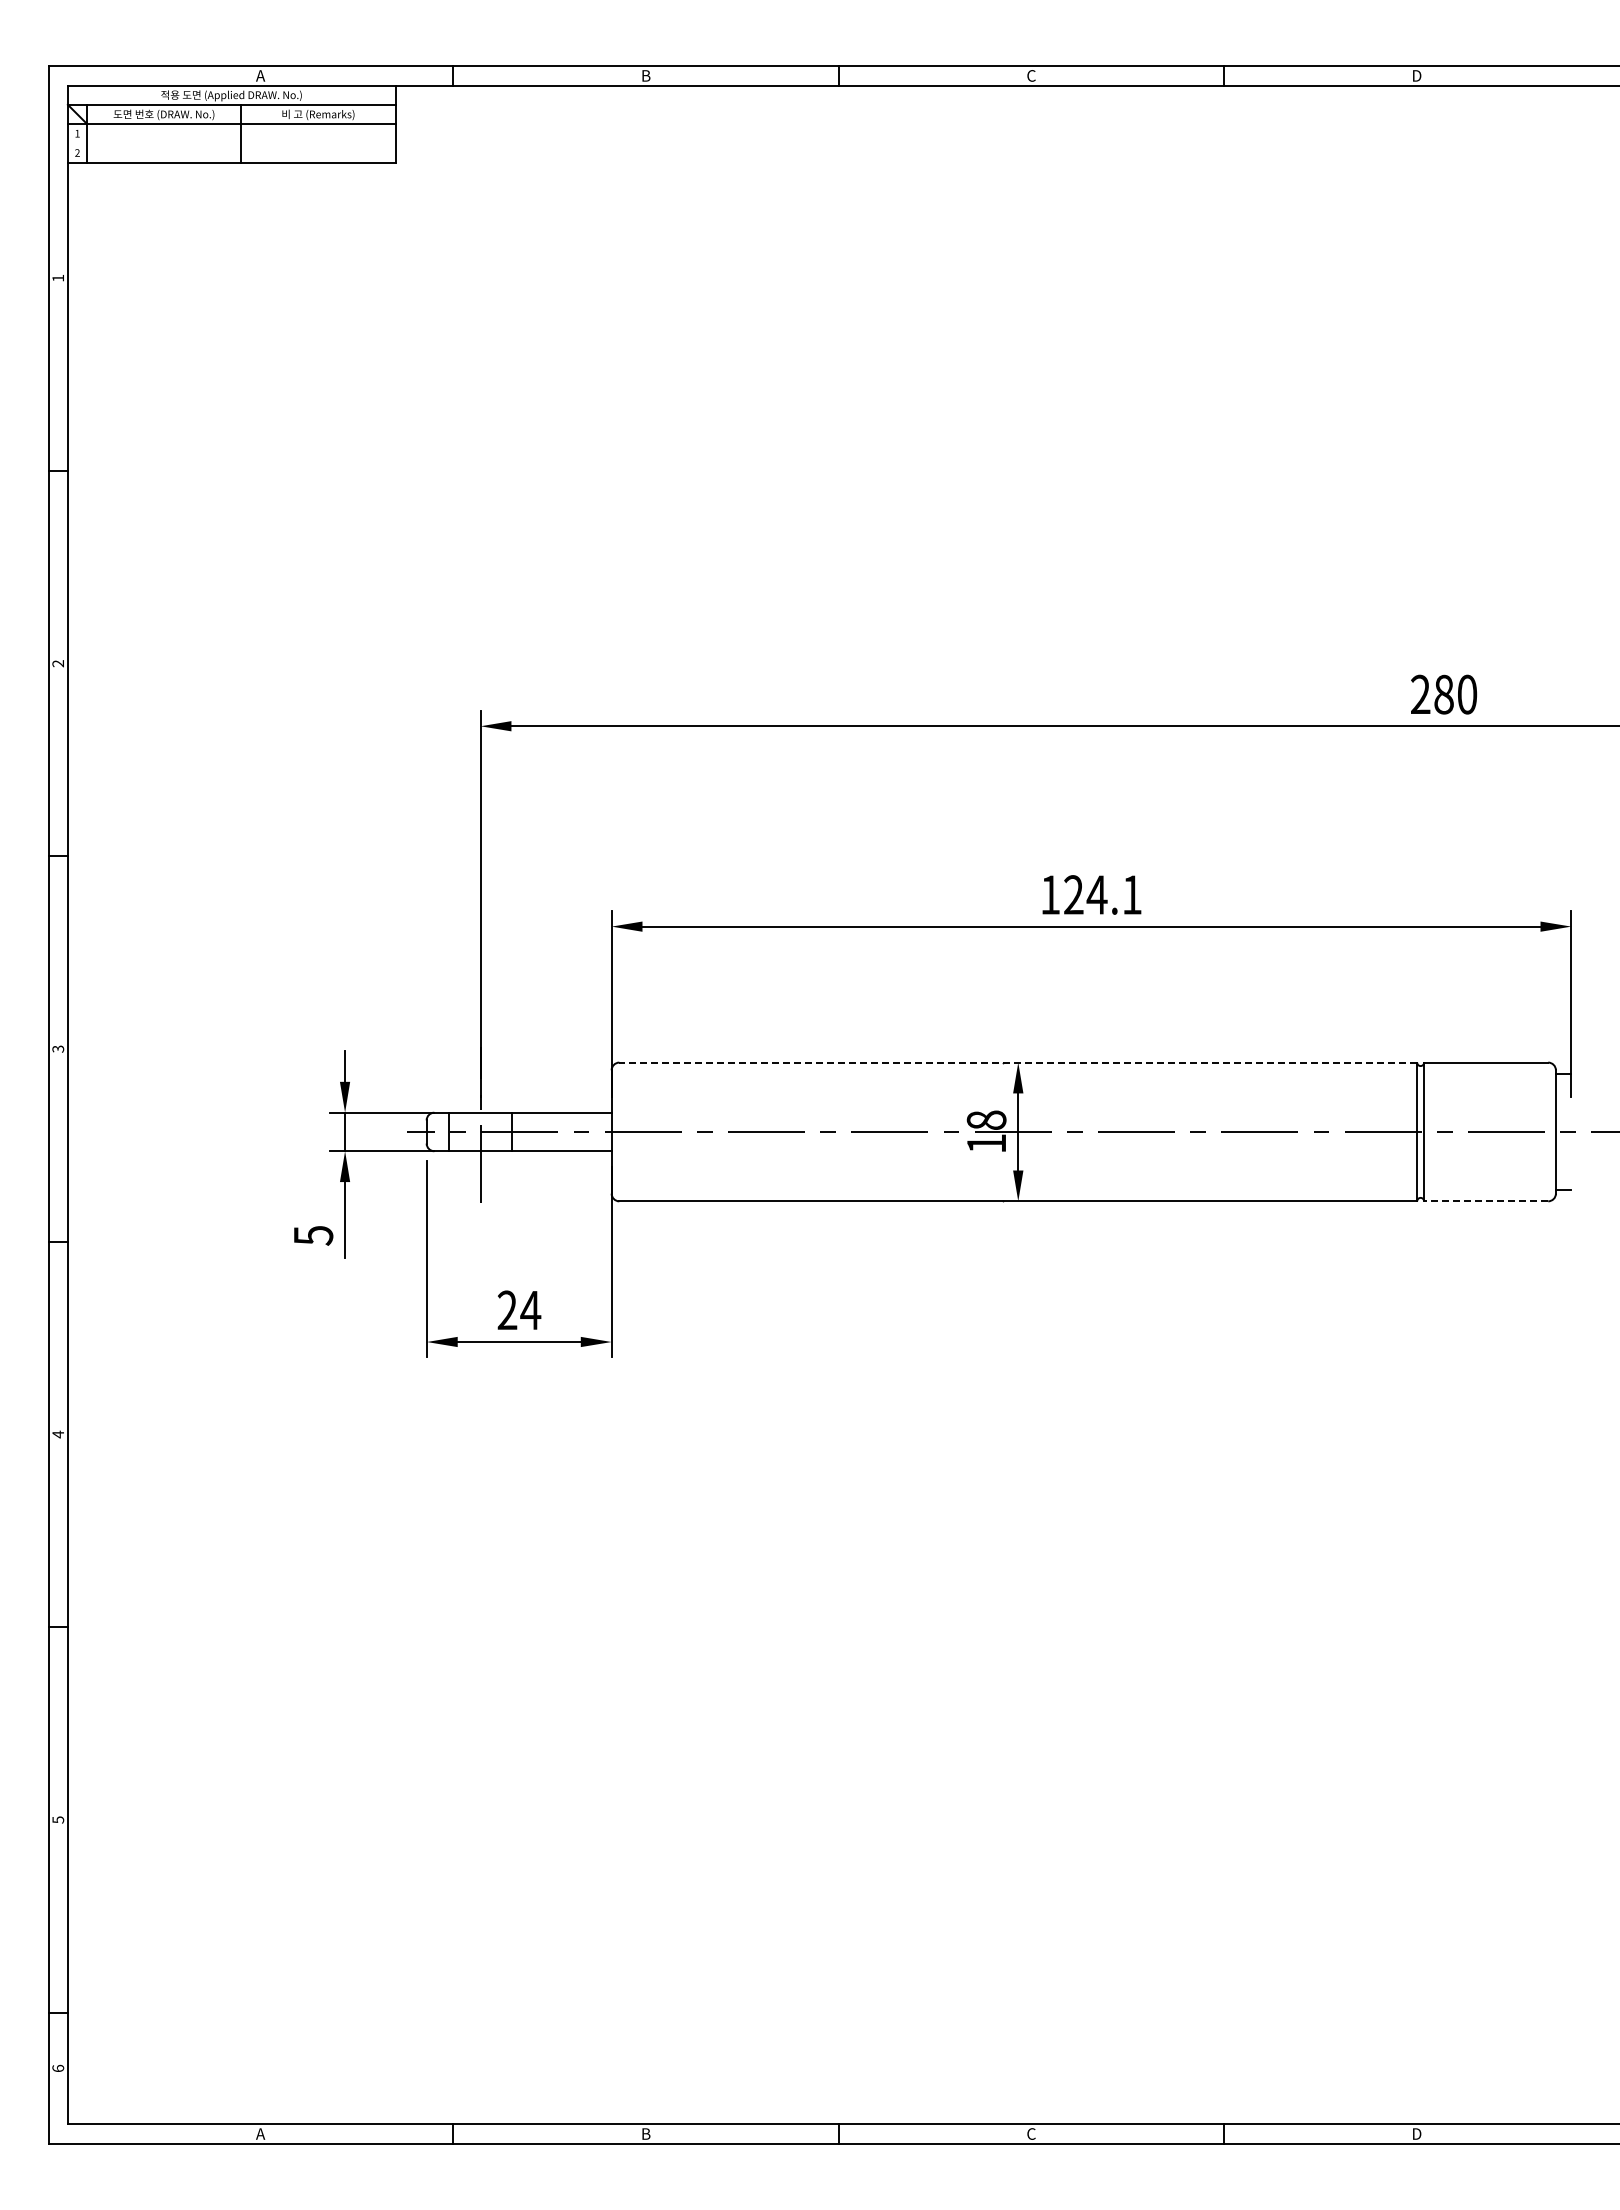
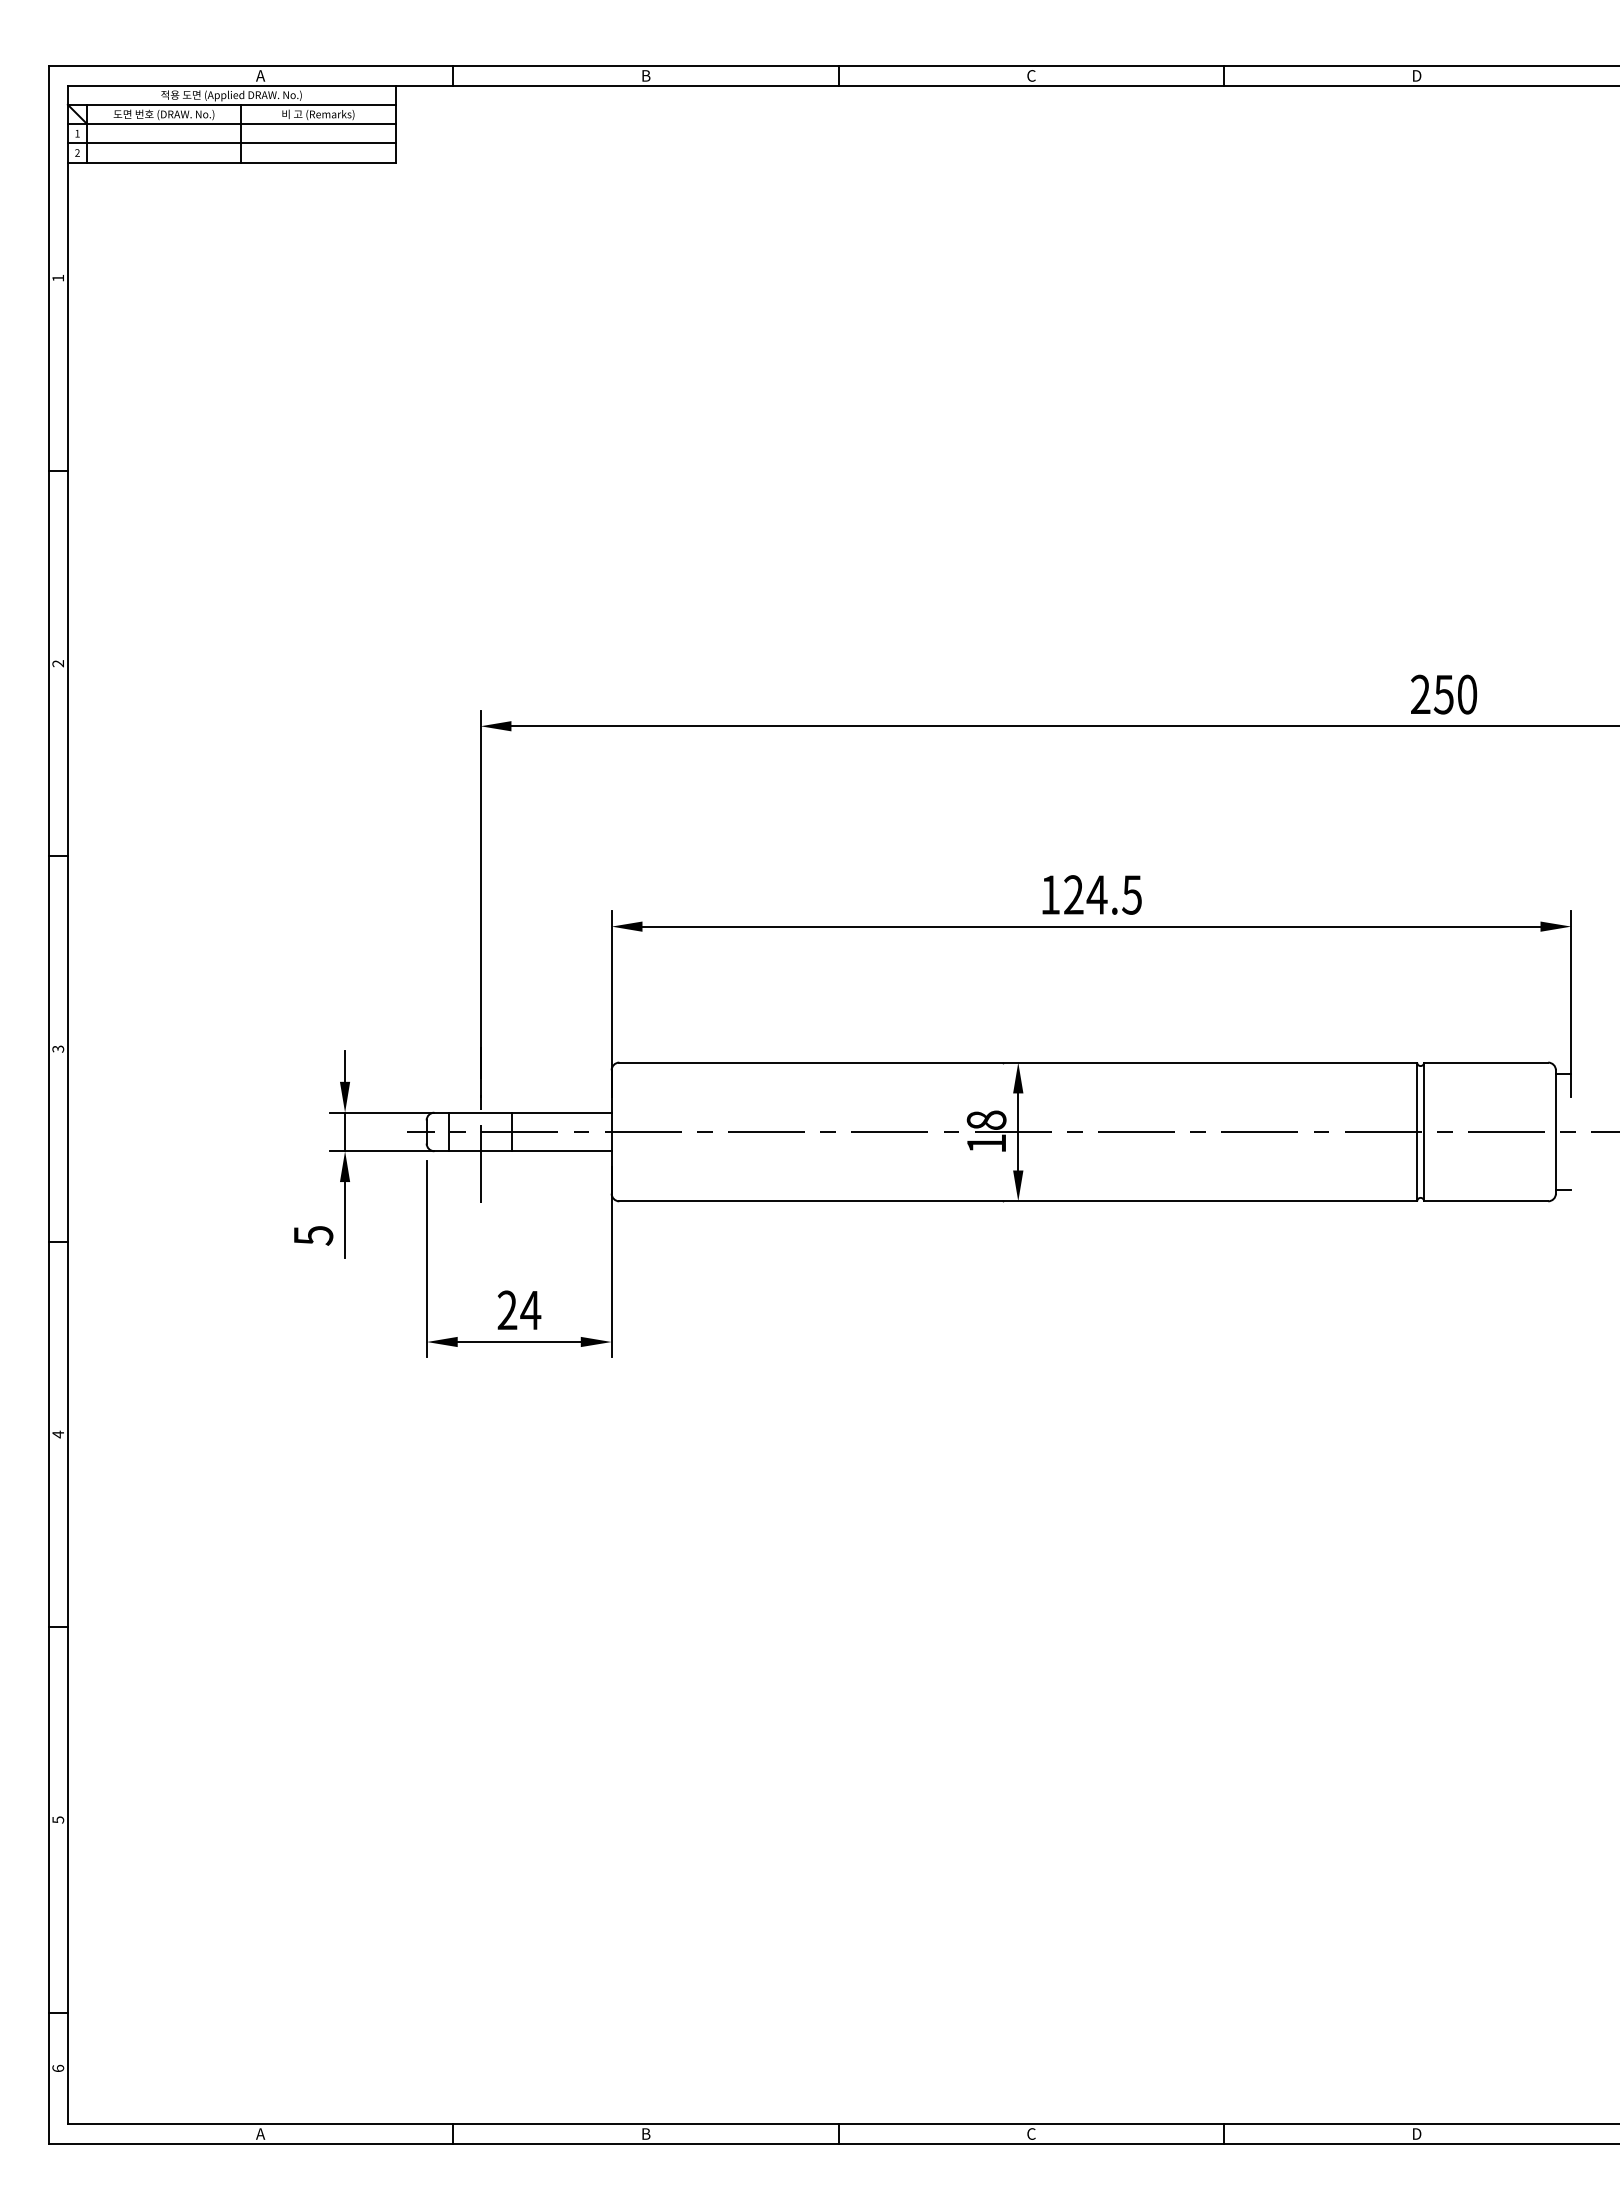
line: none -> present (231, 143)
text: 280 -> 250 (1443, 694)
text: 124.1 -> 124.5 (1131, 894)
line: dashed -> solid (1018, 1062)
line: dashed -> solid (1485, 1201)
